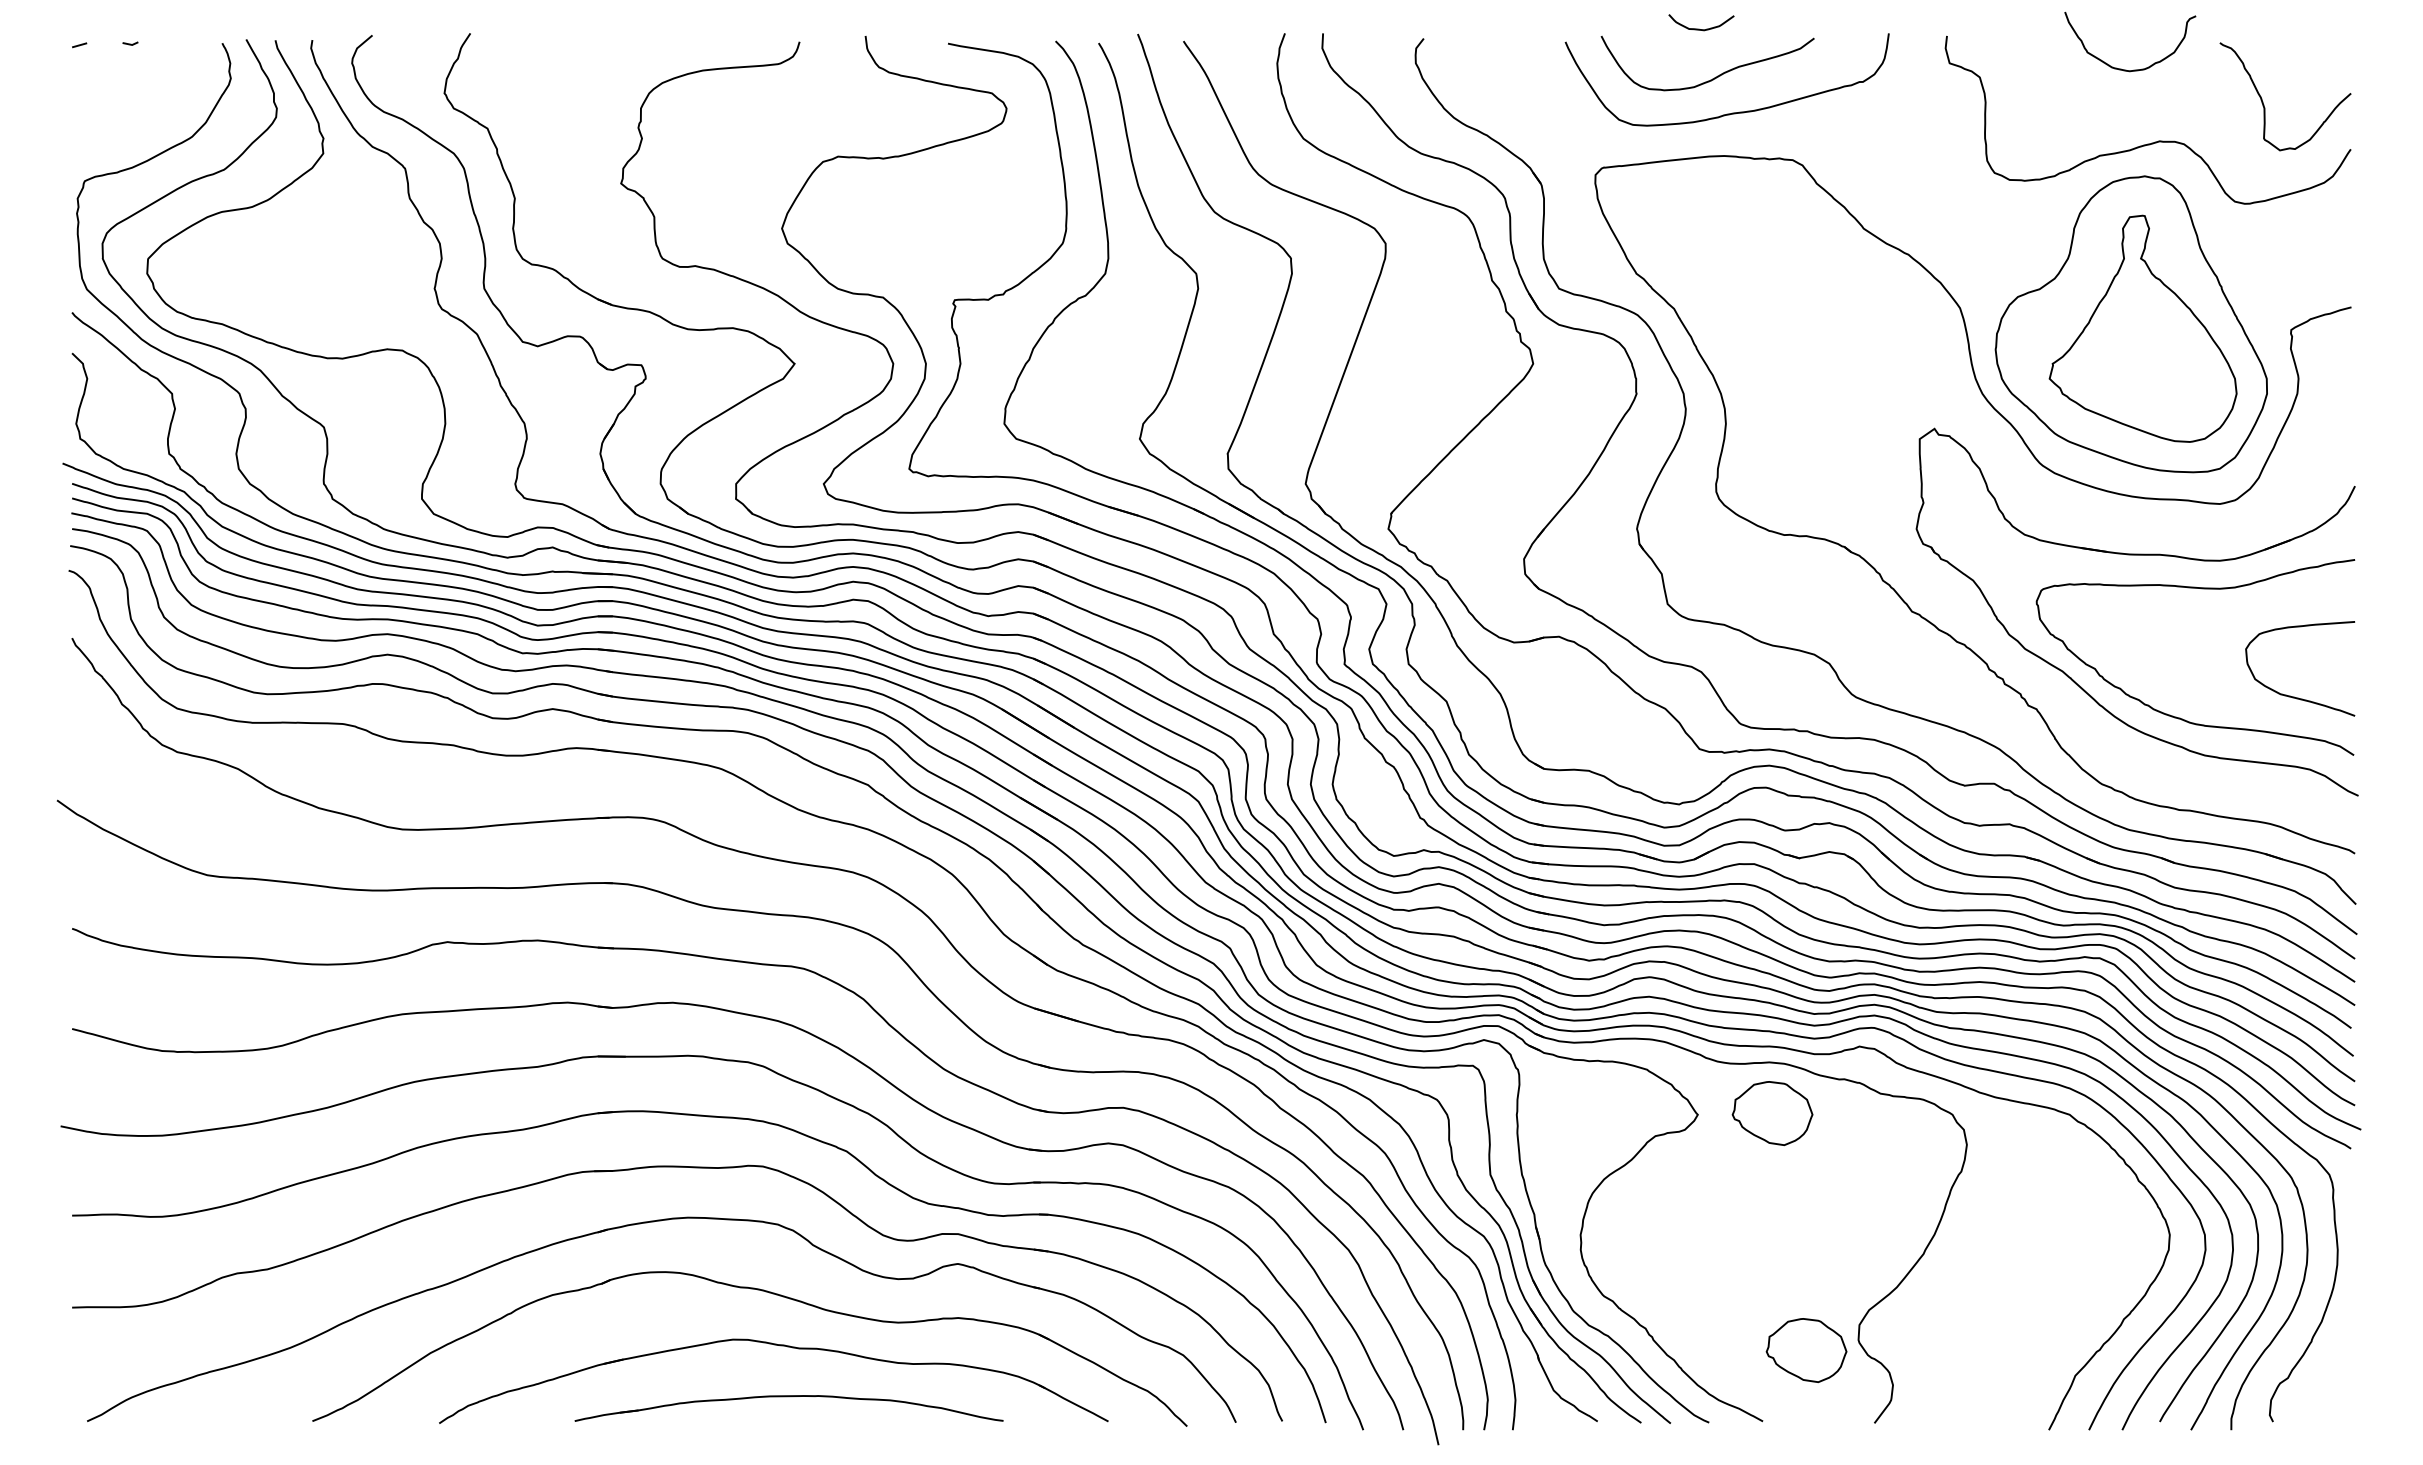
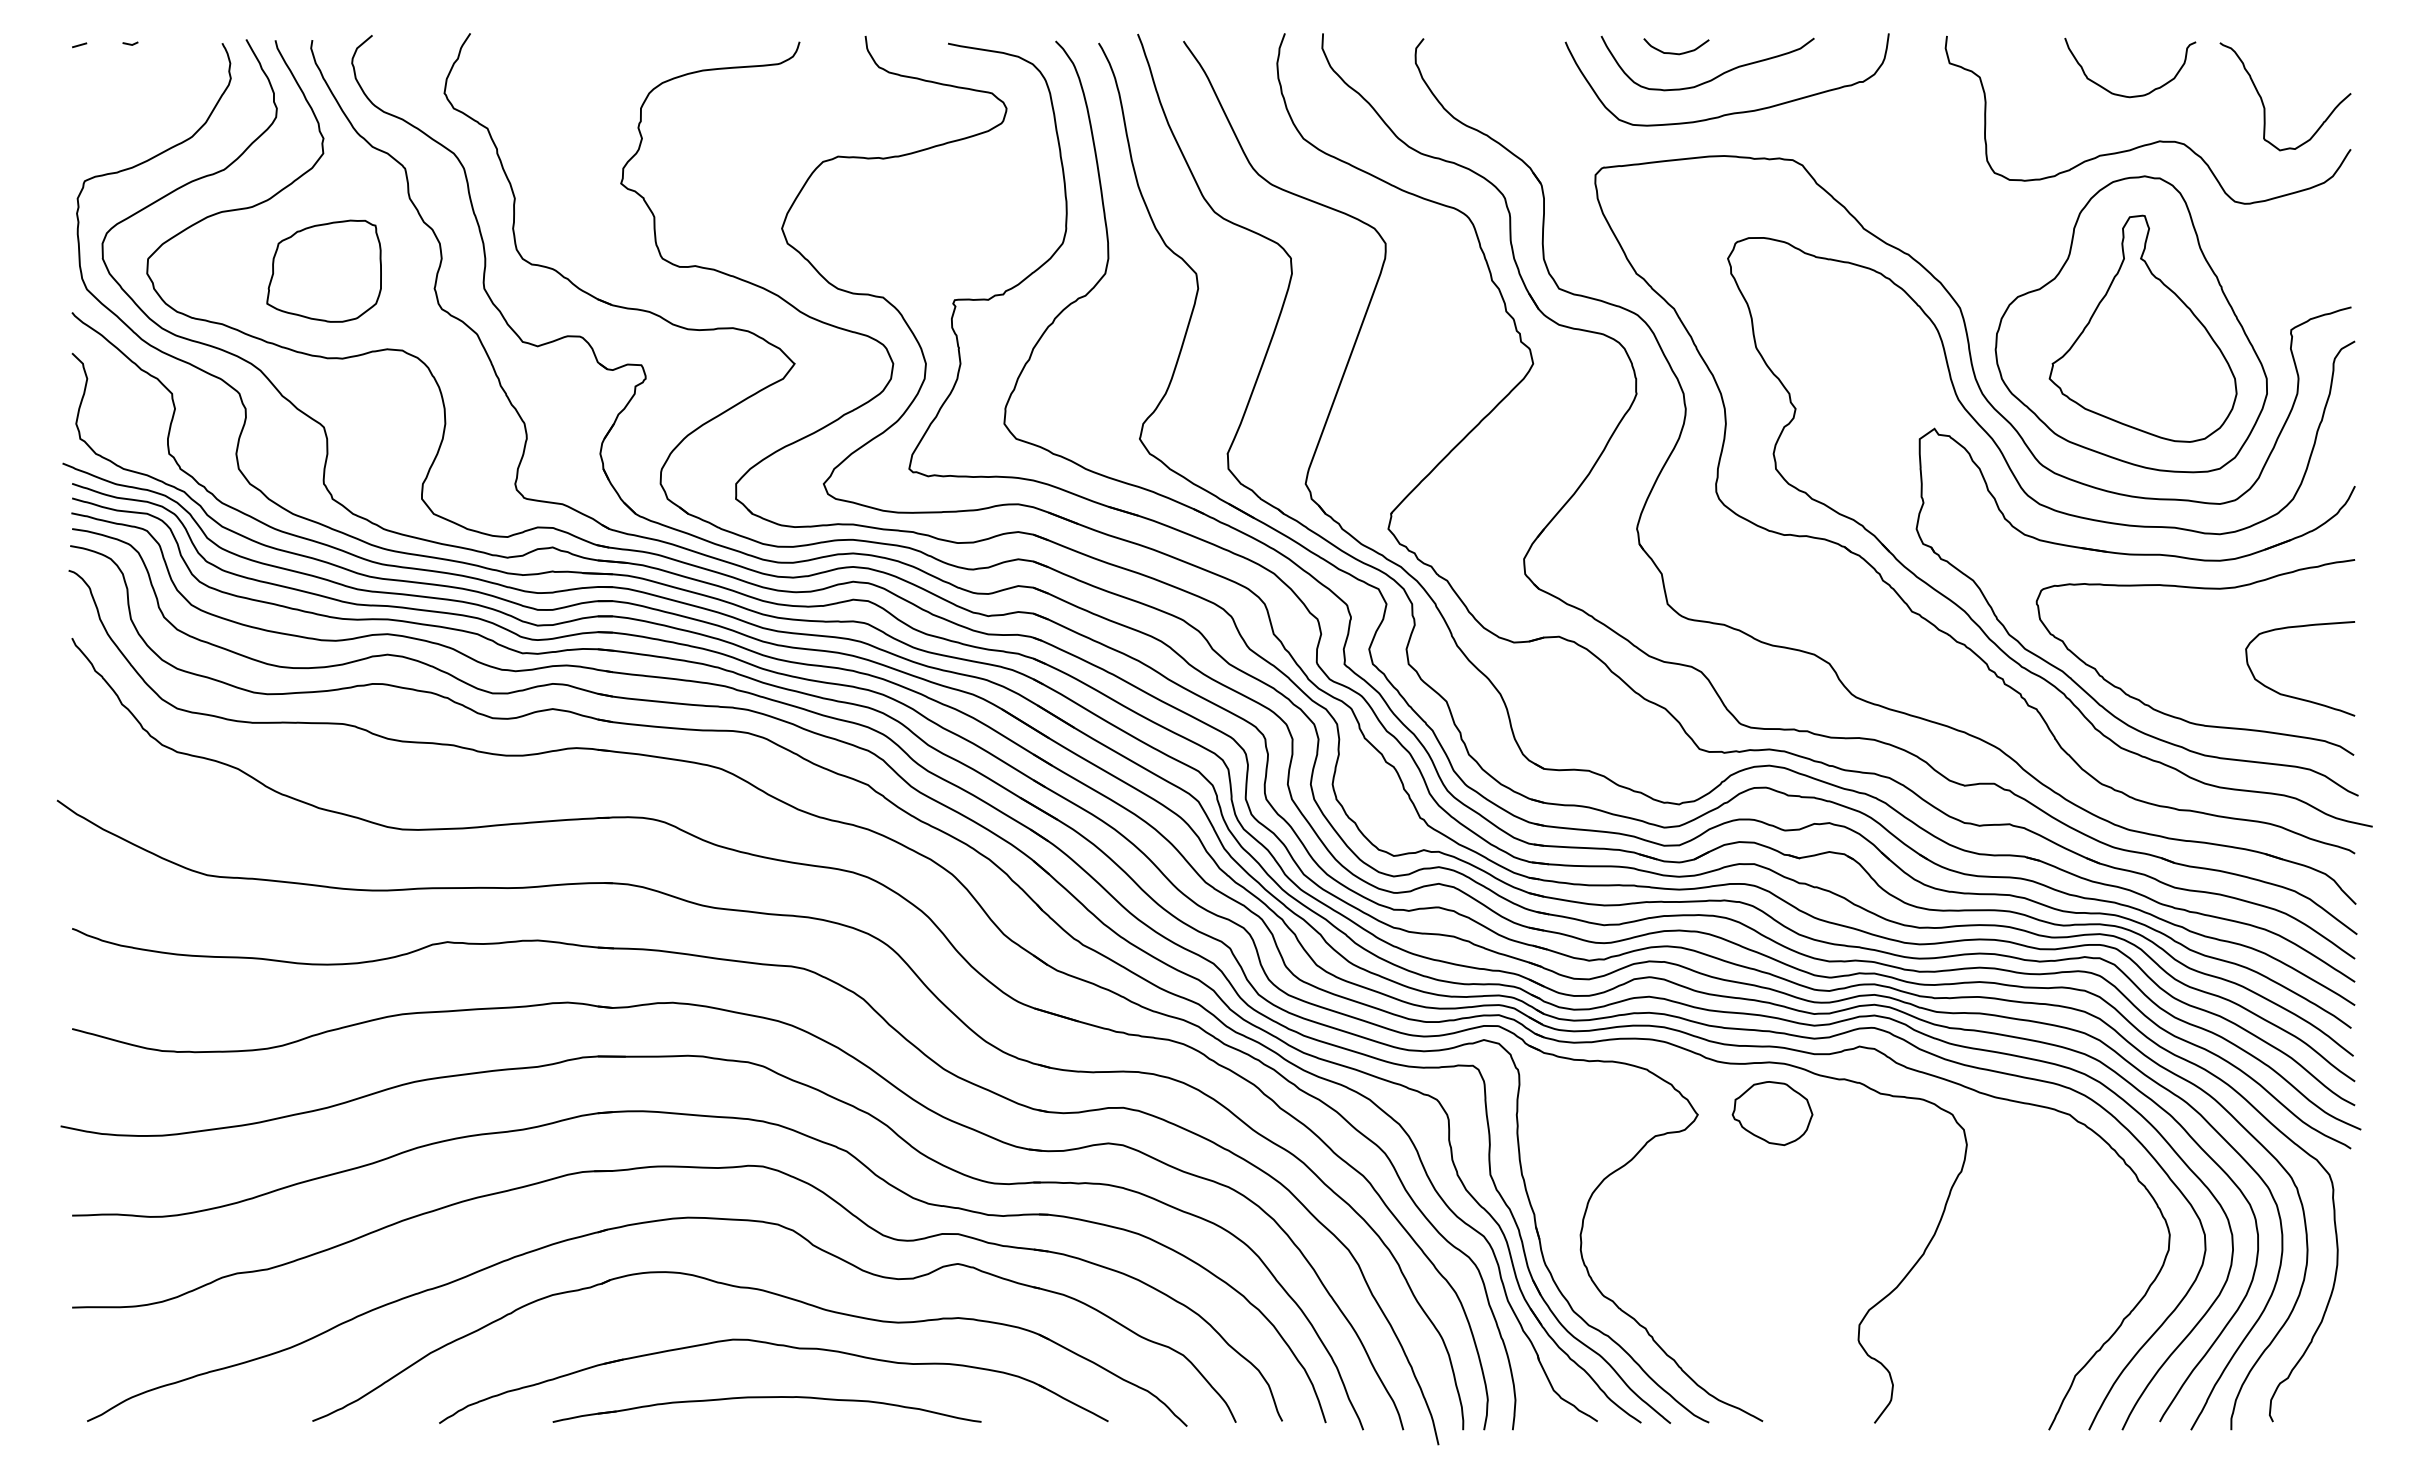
curve position: (1699, 28) -> (1674, 52) (1674, 52)
curve position: (2133, 69) -> (2133, 95) (2133, 95)
part: none -> present (323, 270)
part: none -> present (2057, 512)
part: present -> none (1806, 1350)
part position: (788, 1397) -> (766, 1398) (766, 1398)
